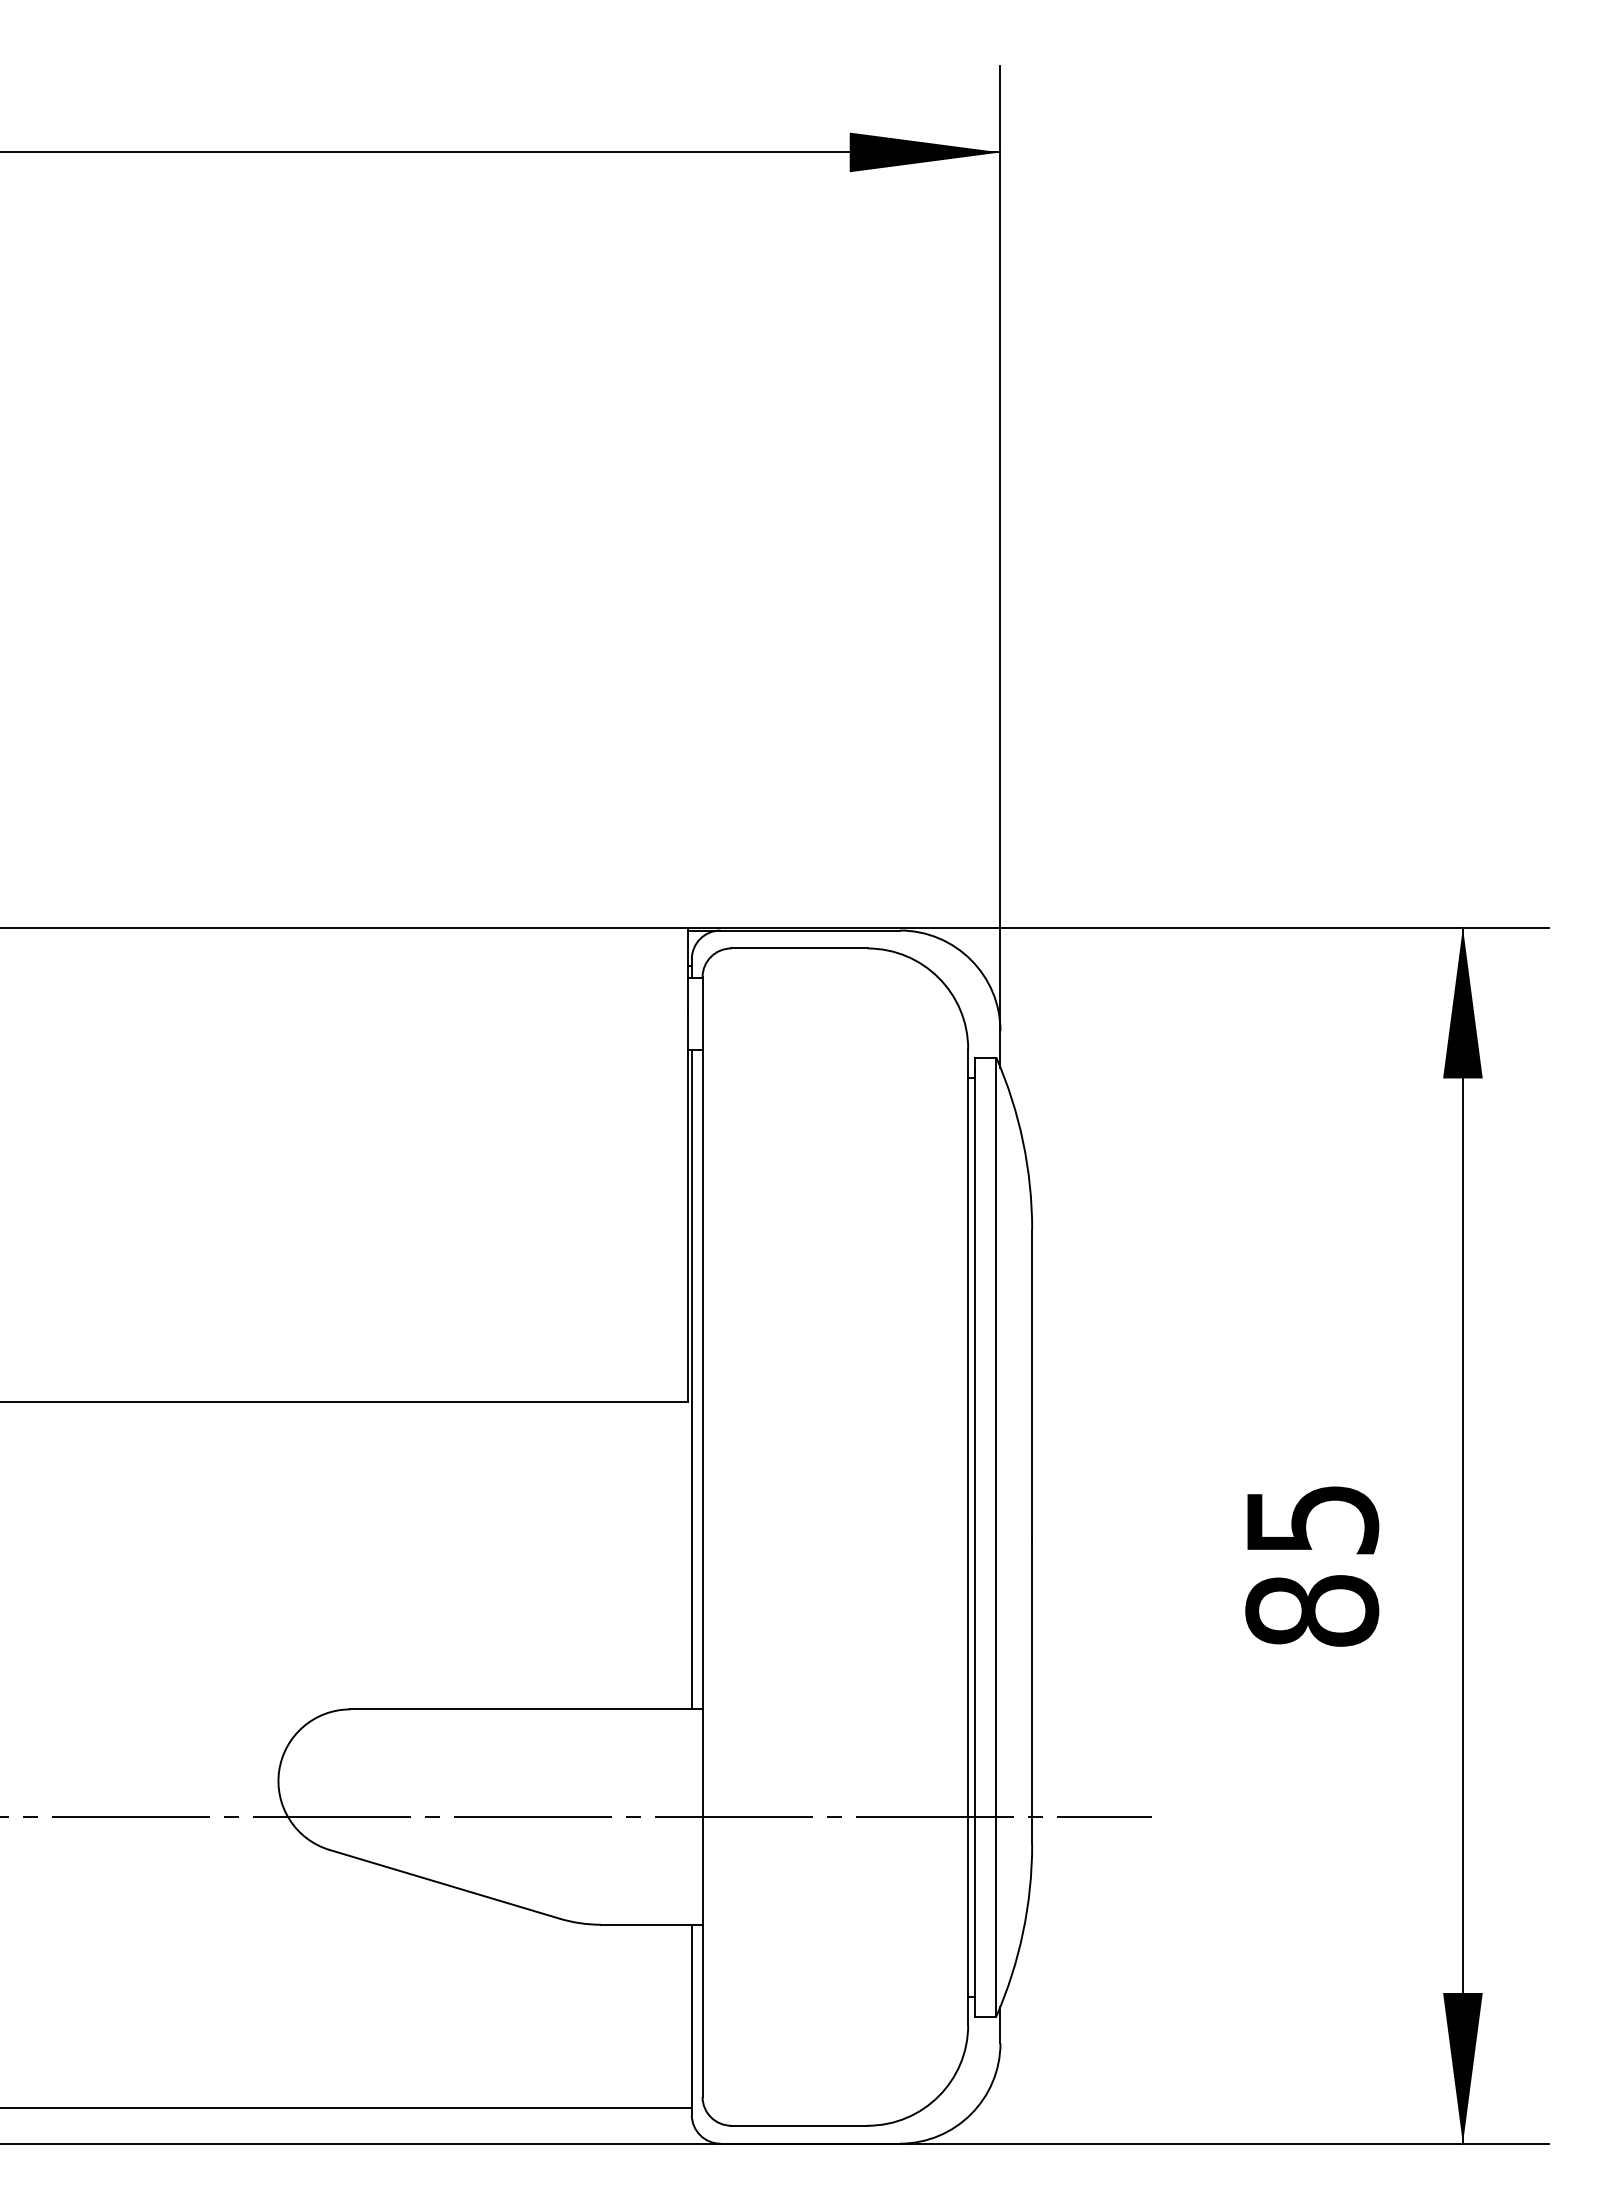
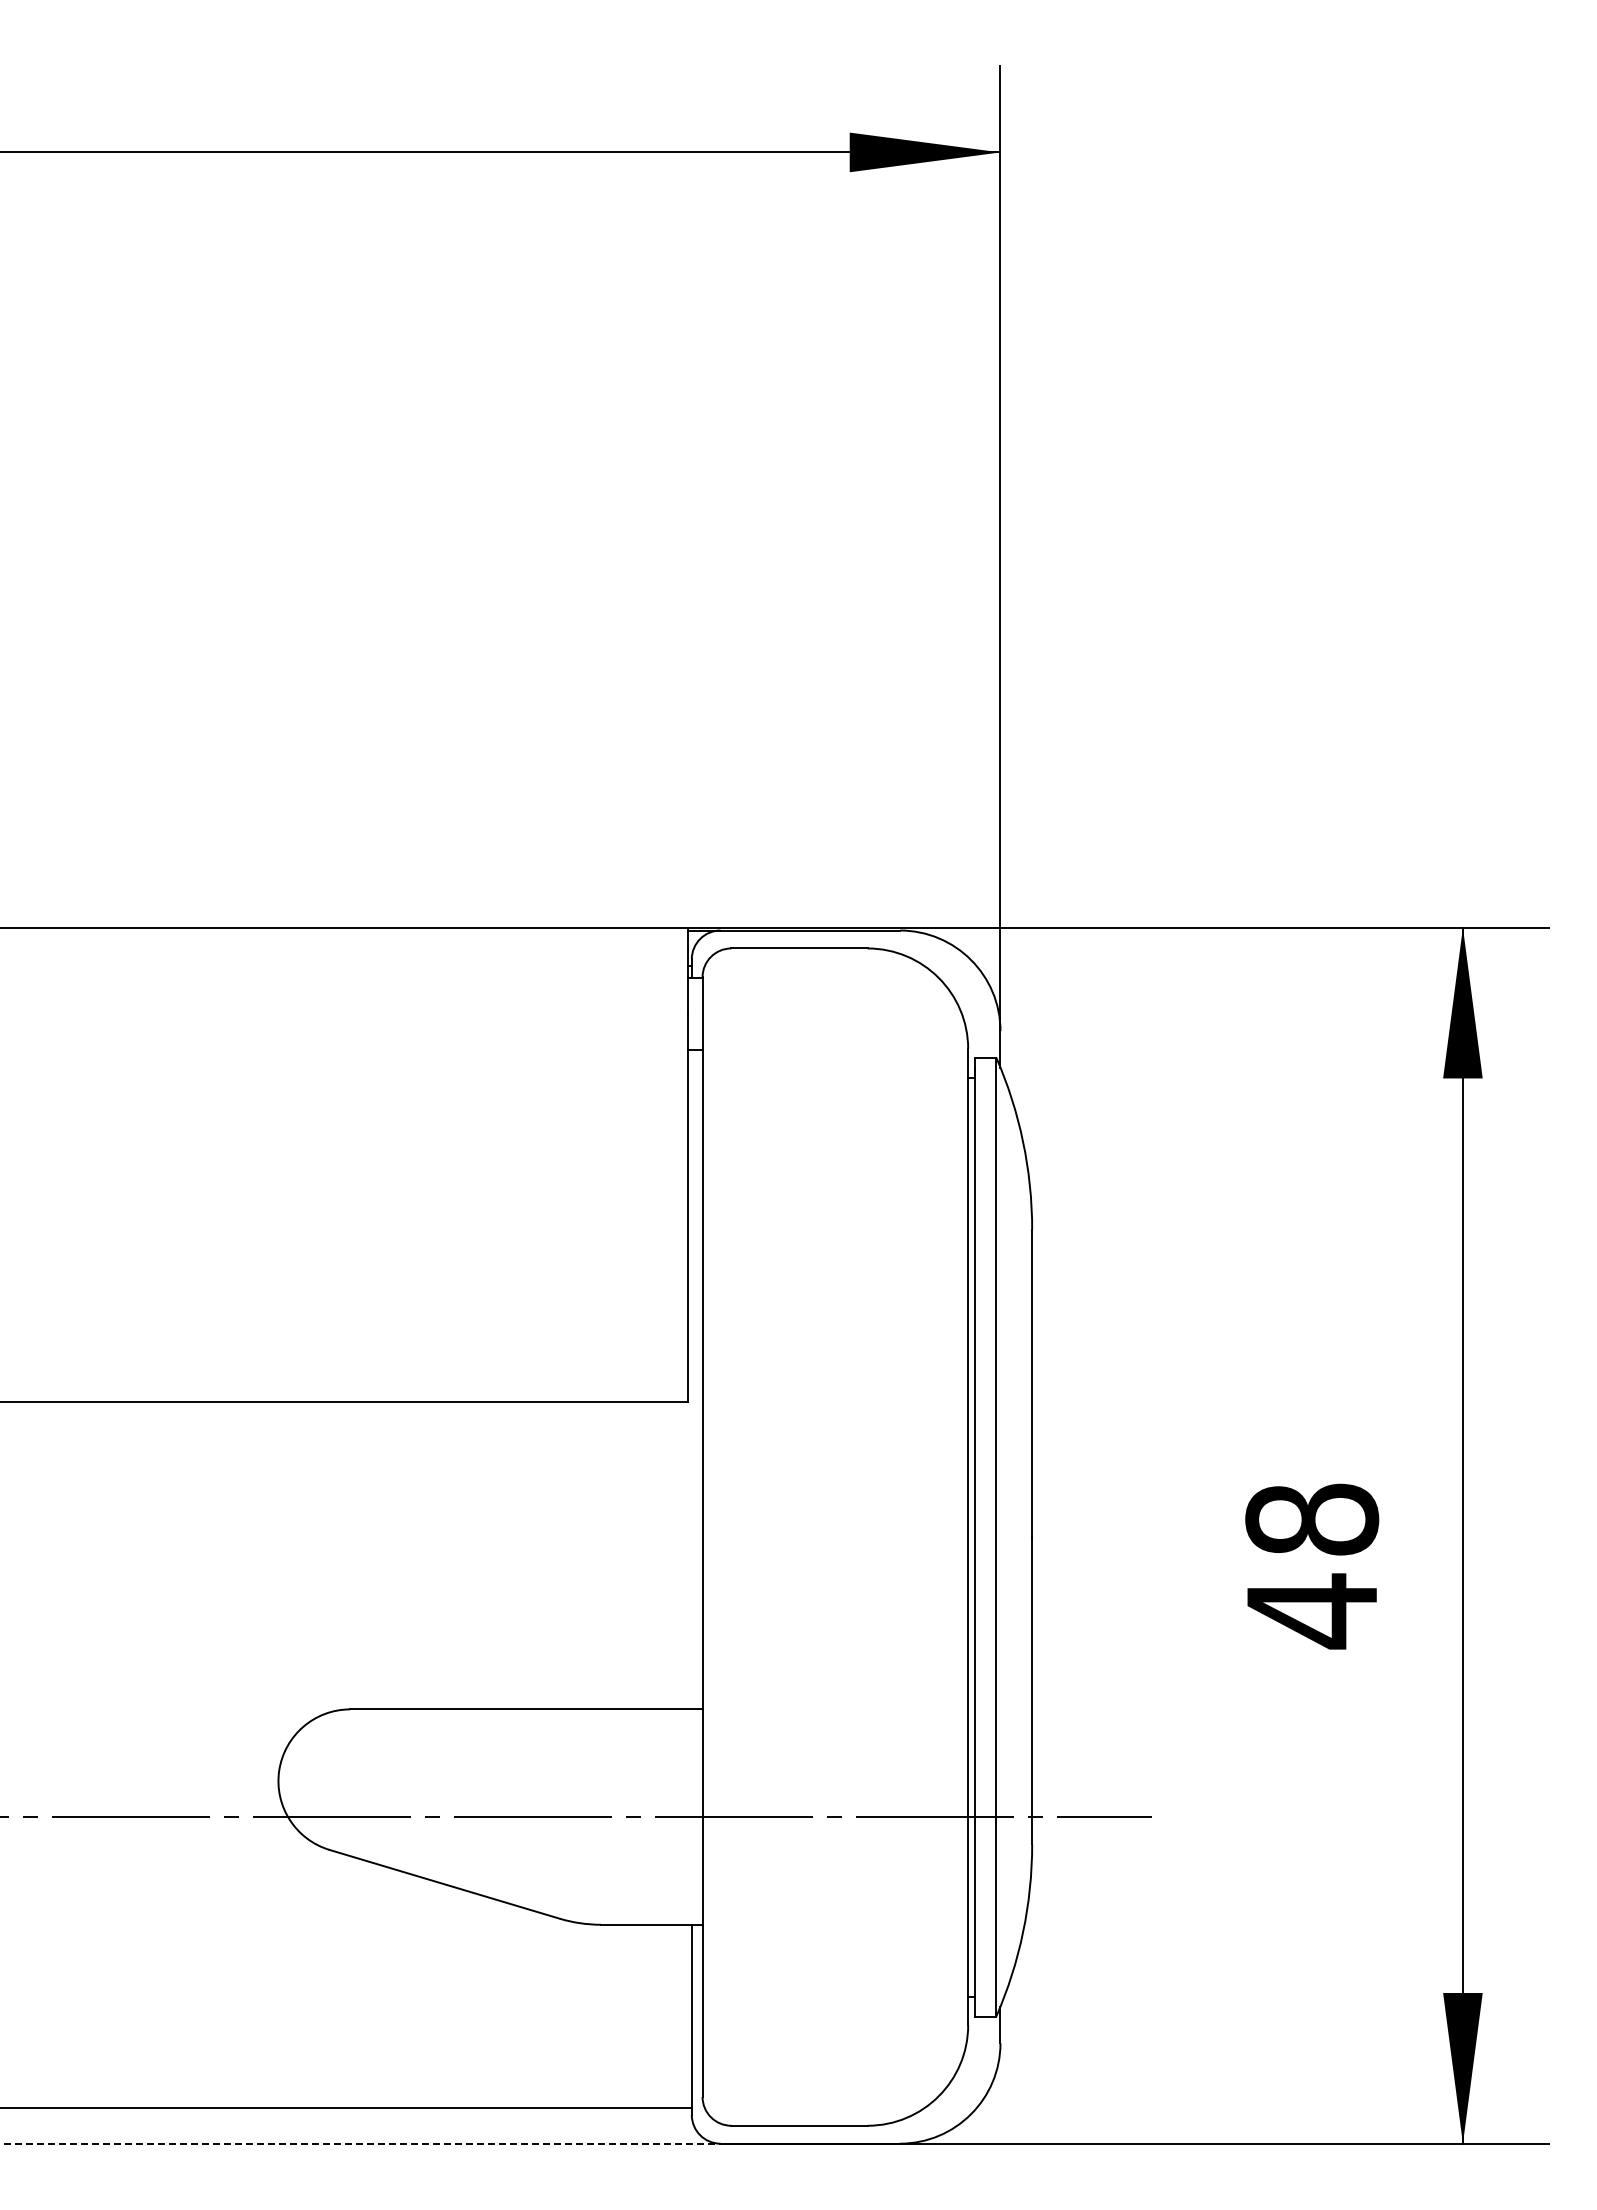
line: present -> none (691, 1379)
text: 85 -> 48 (1312, 1566)
line: solid -> dashed (360, 2143)
